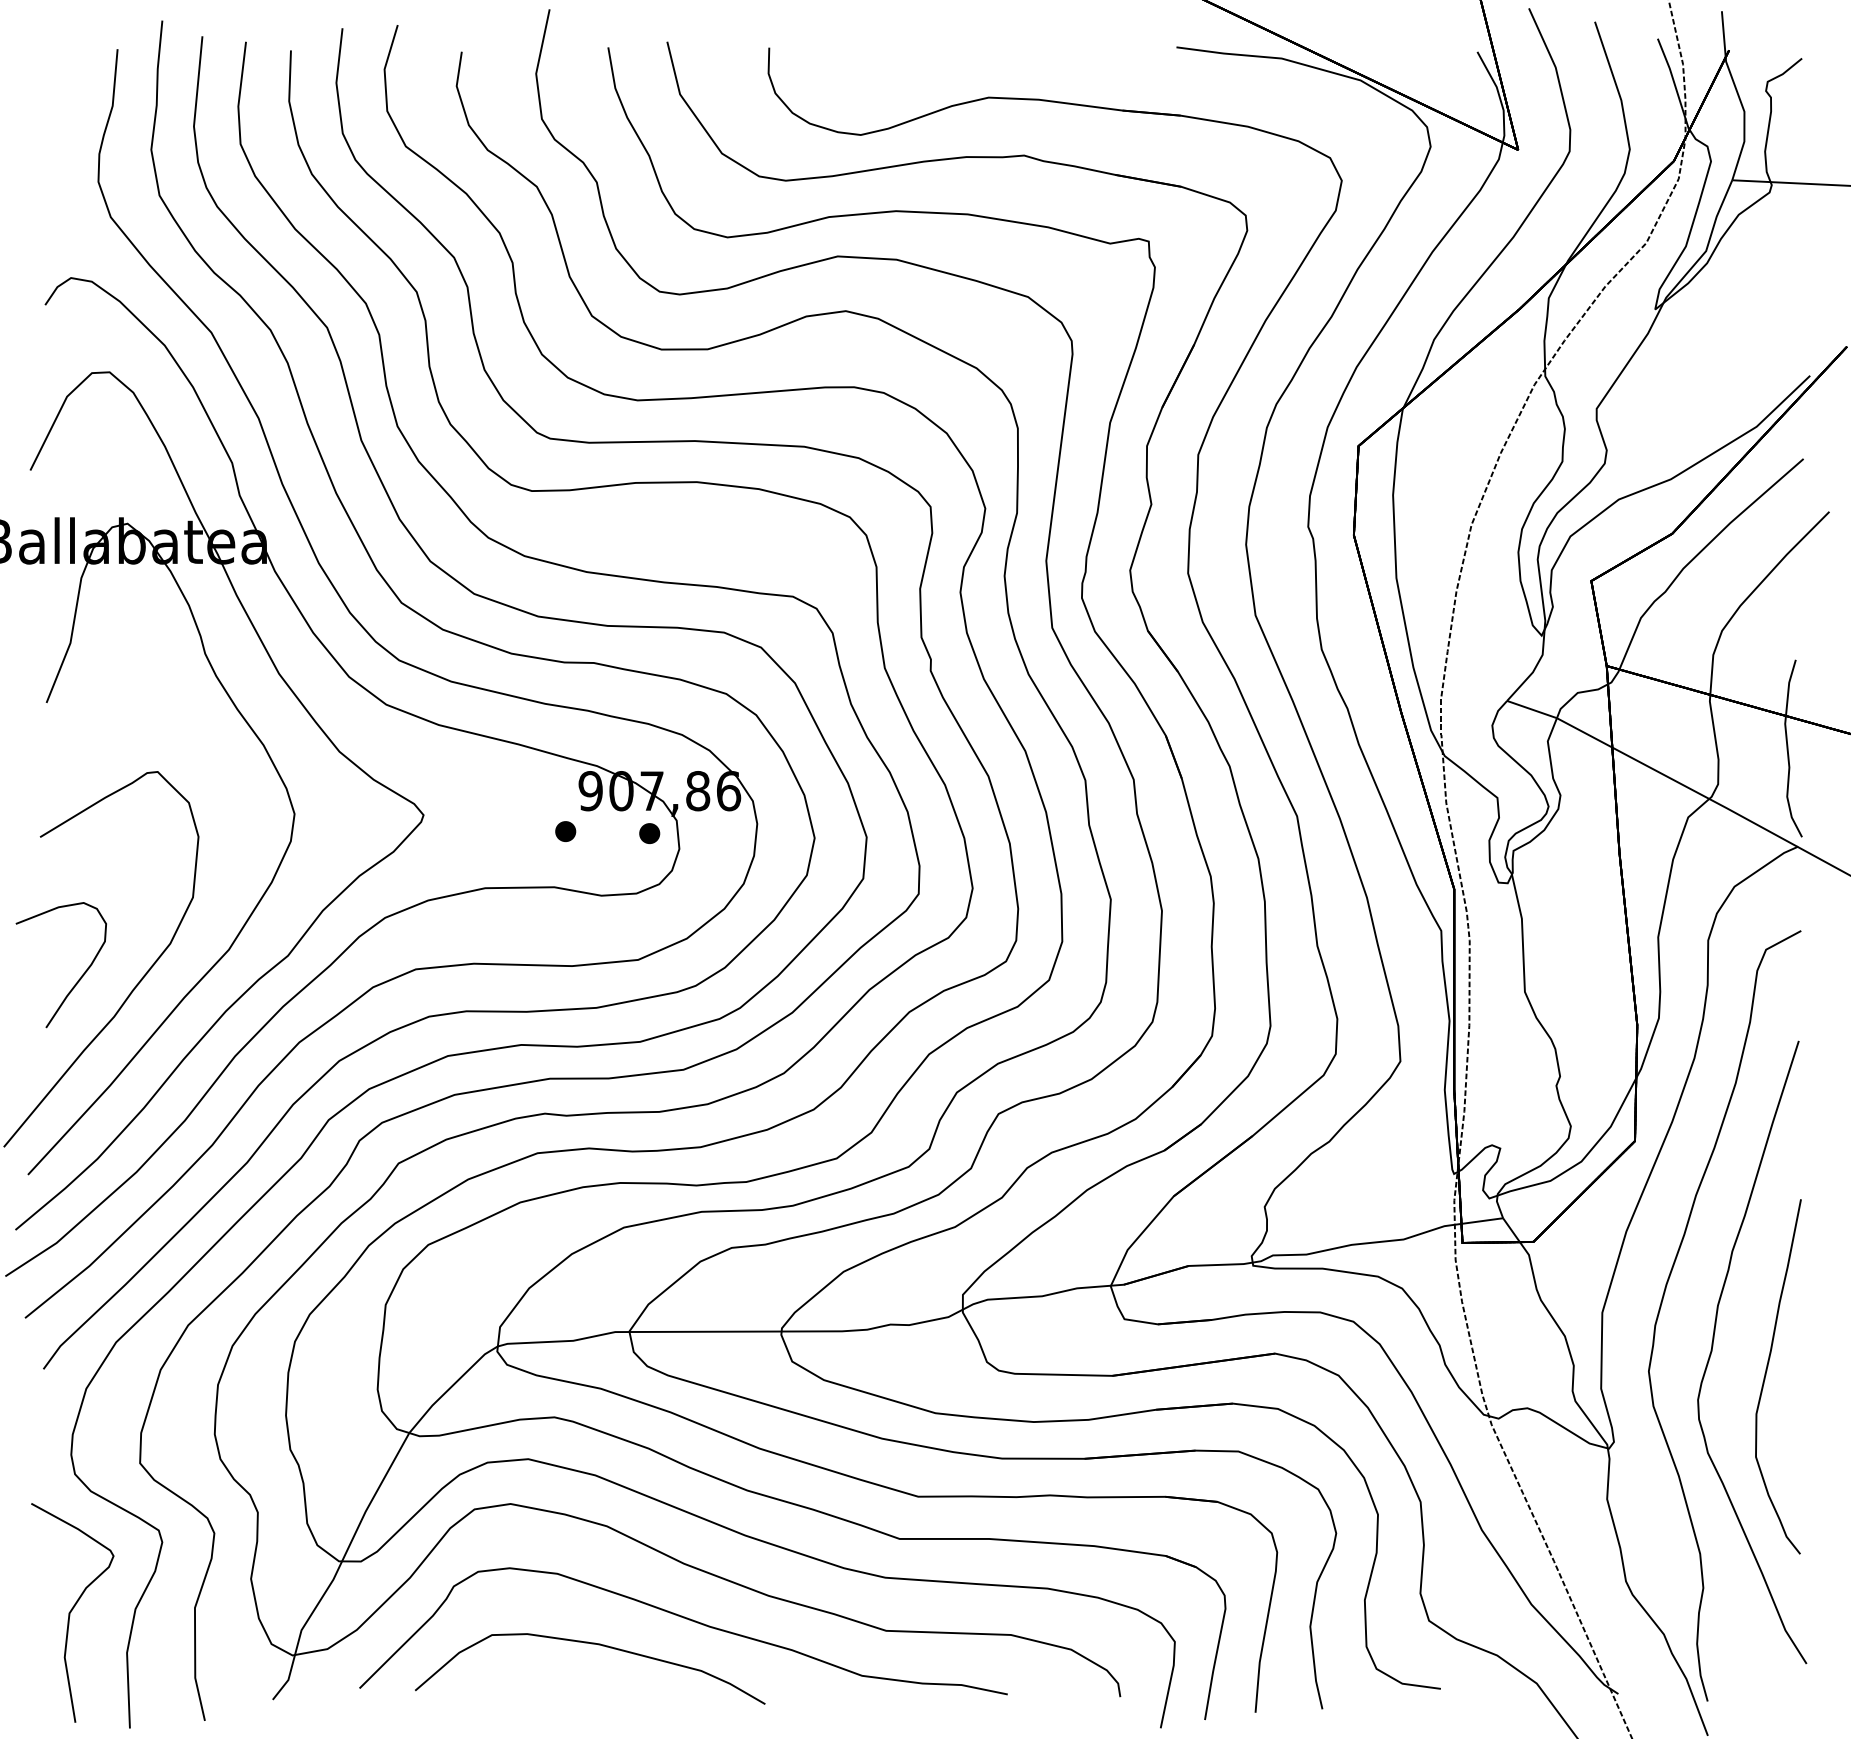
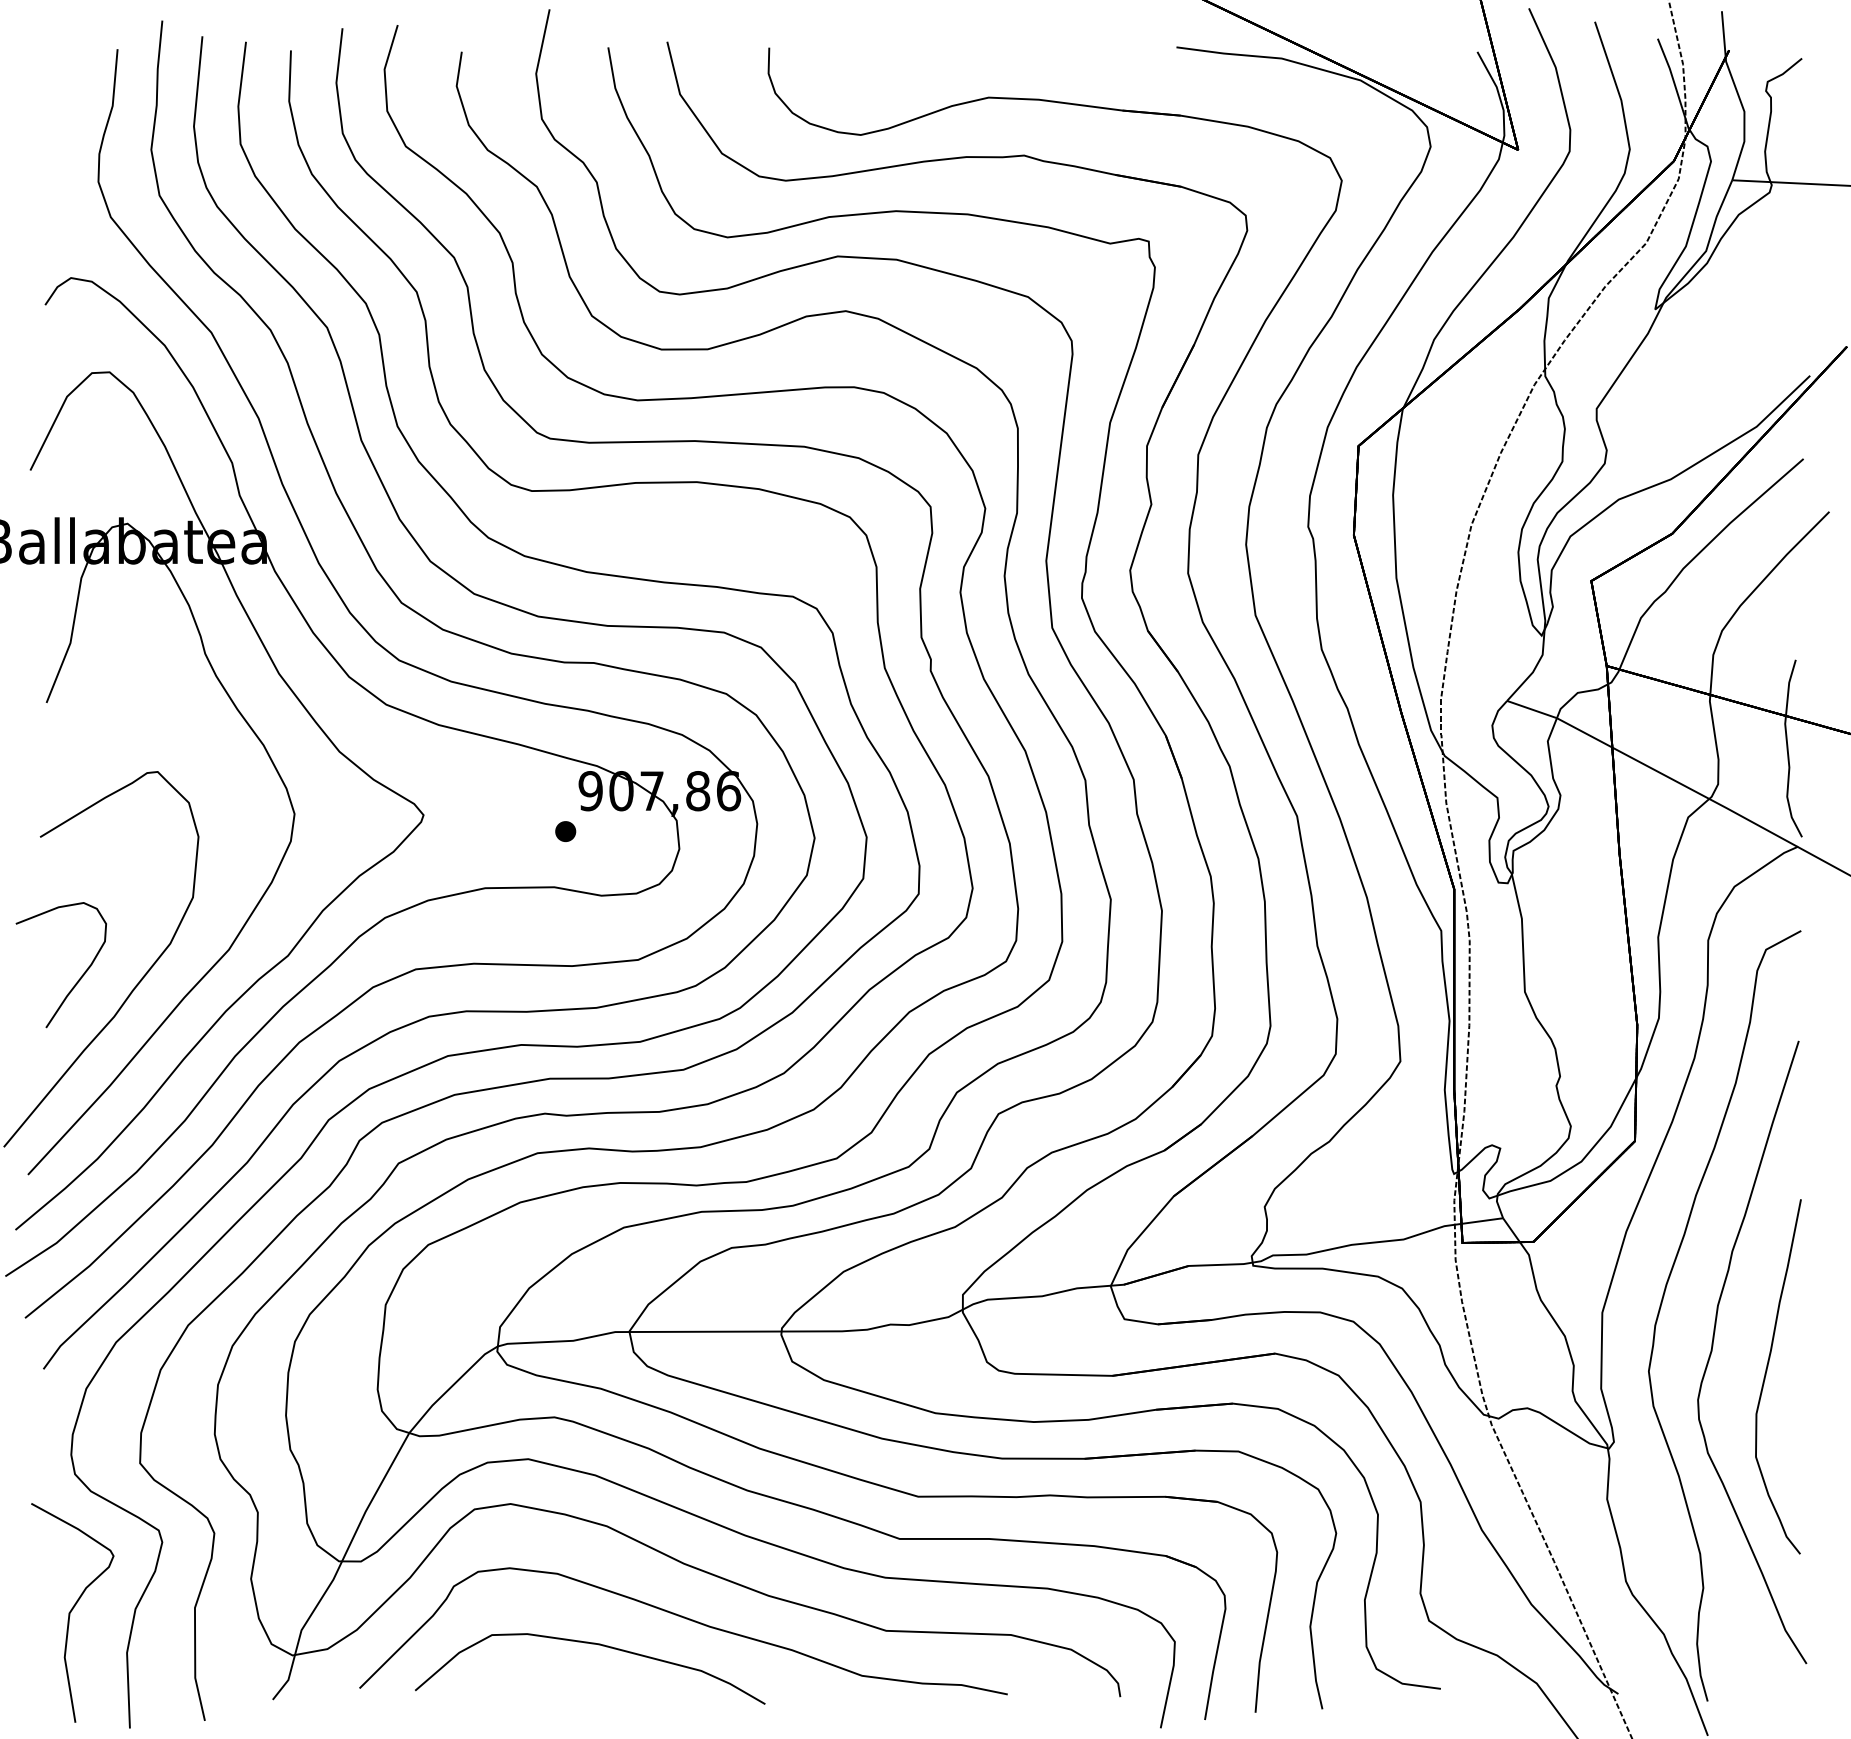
part: present -> none (649, 833)
